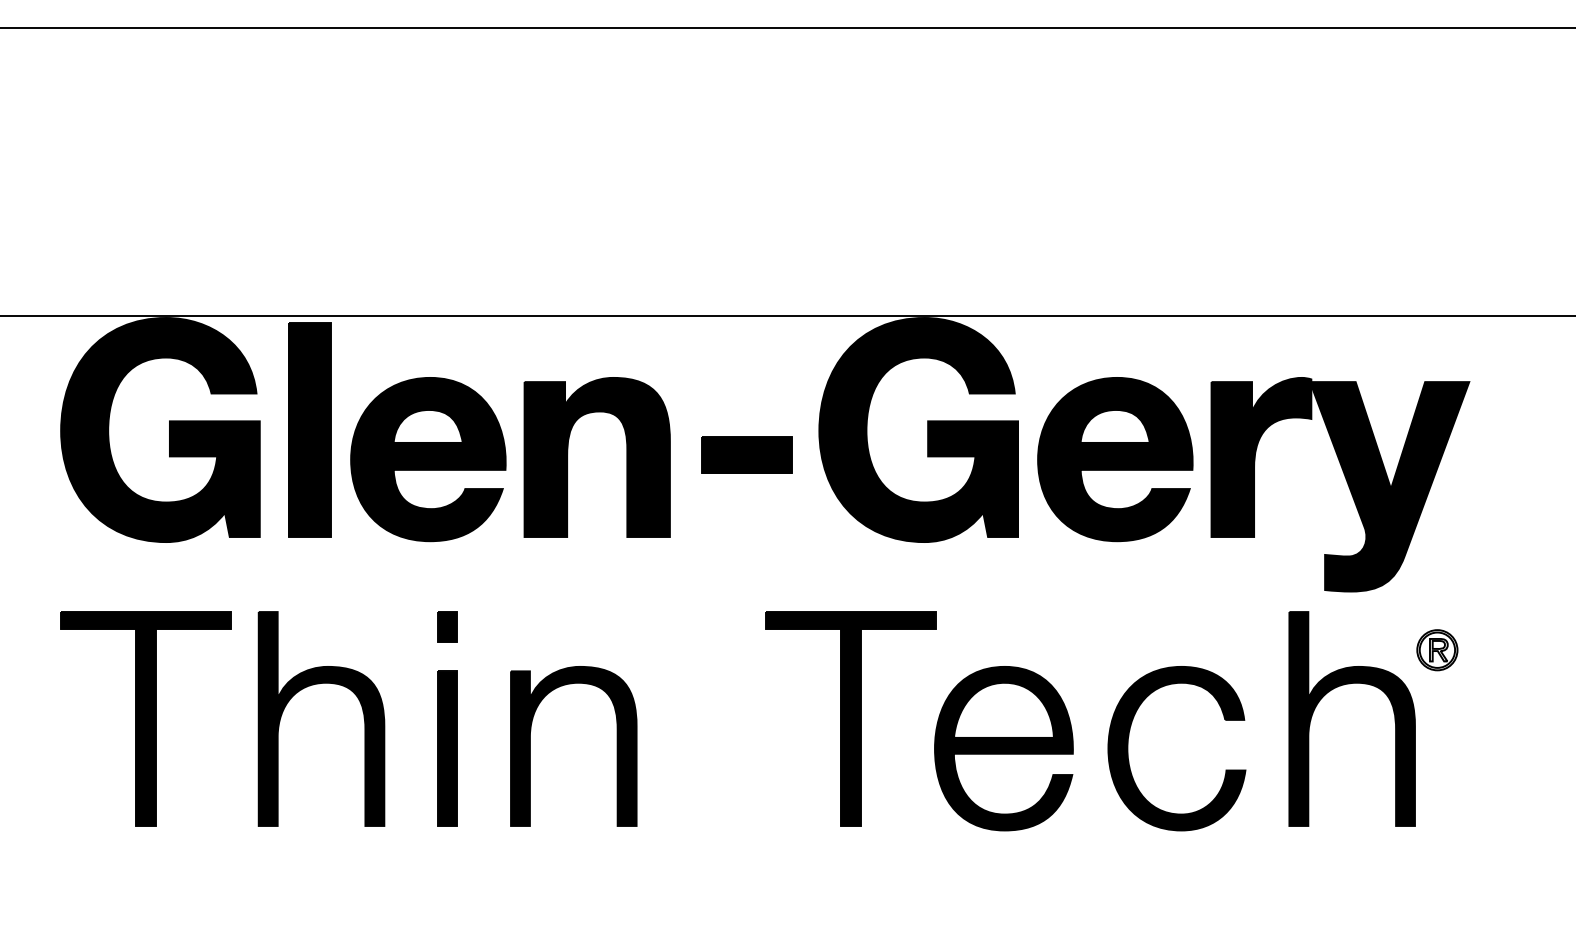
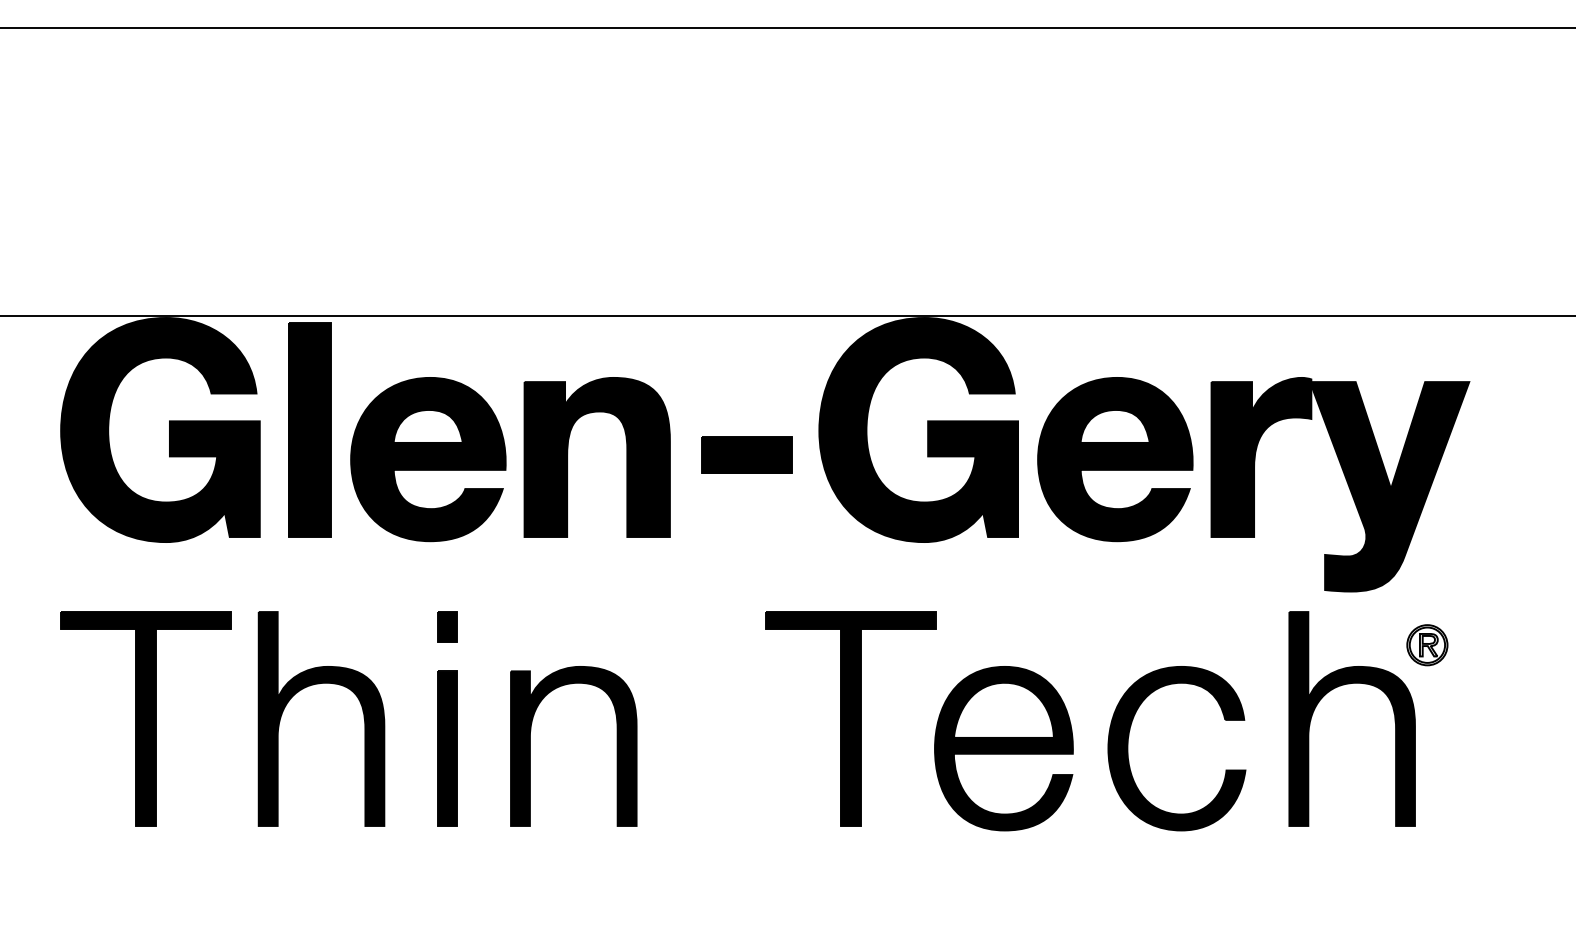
part position: (1437, 650) -> (1427, 645) (1427, 645)
